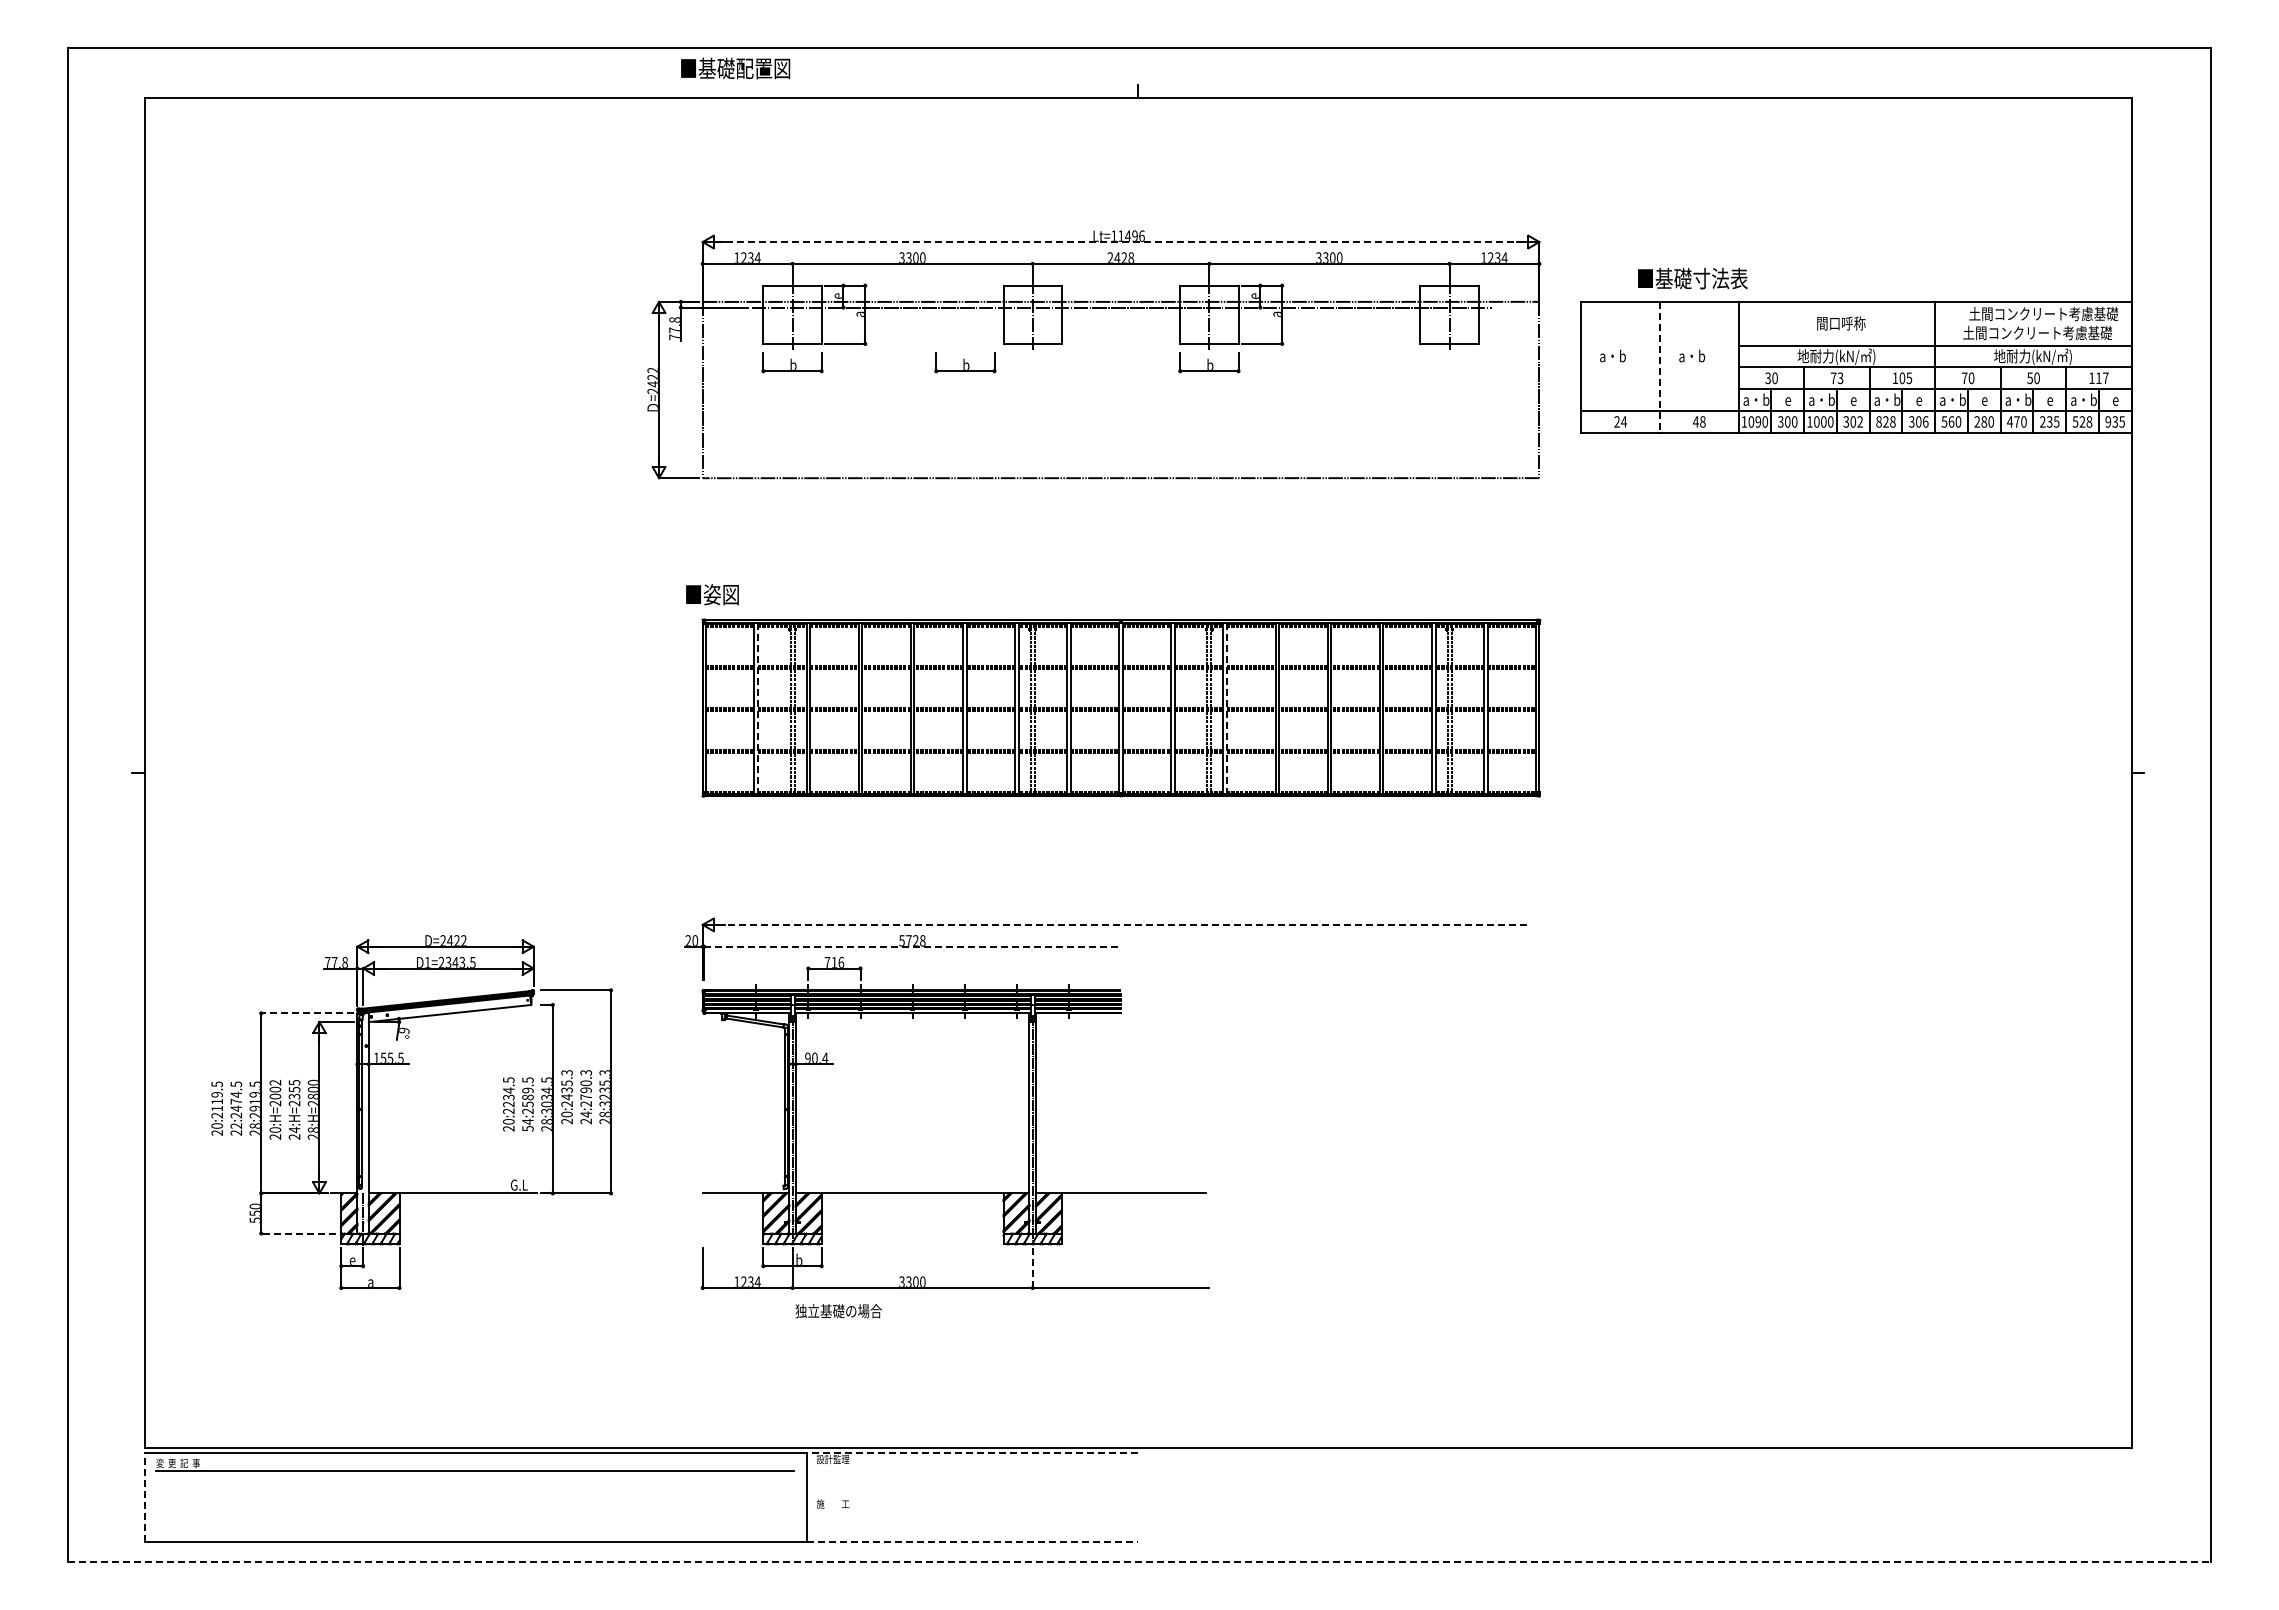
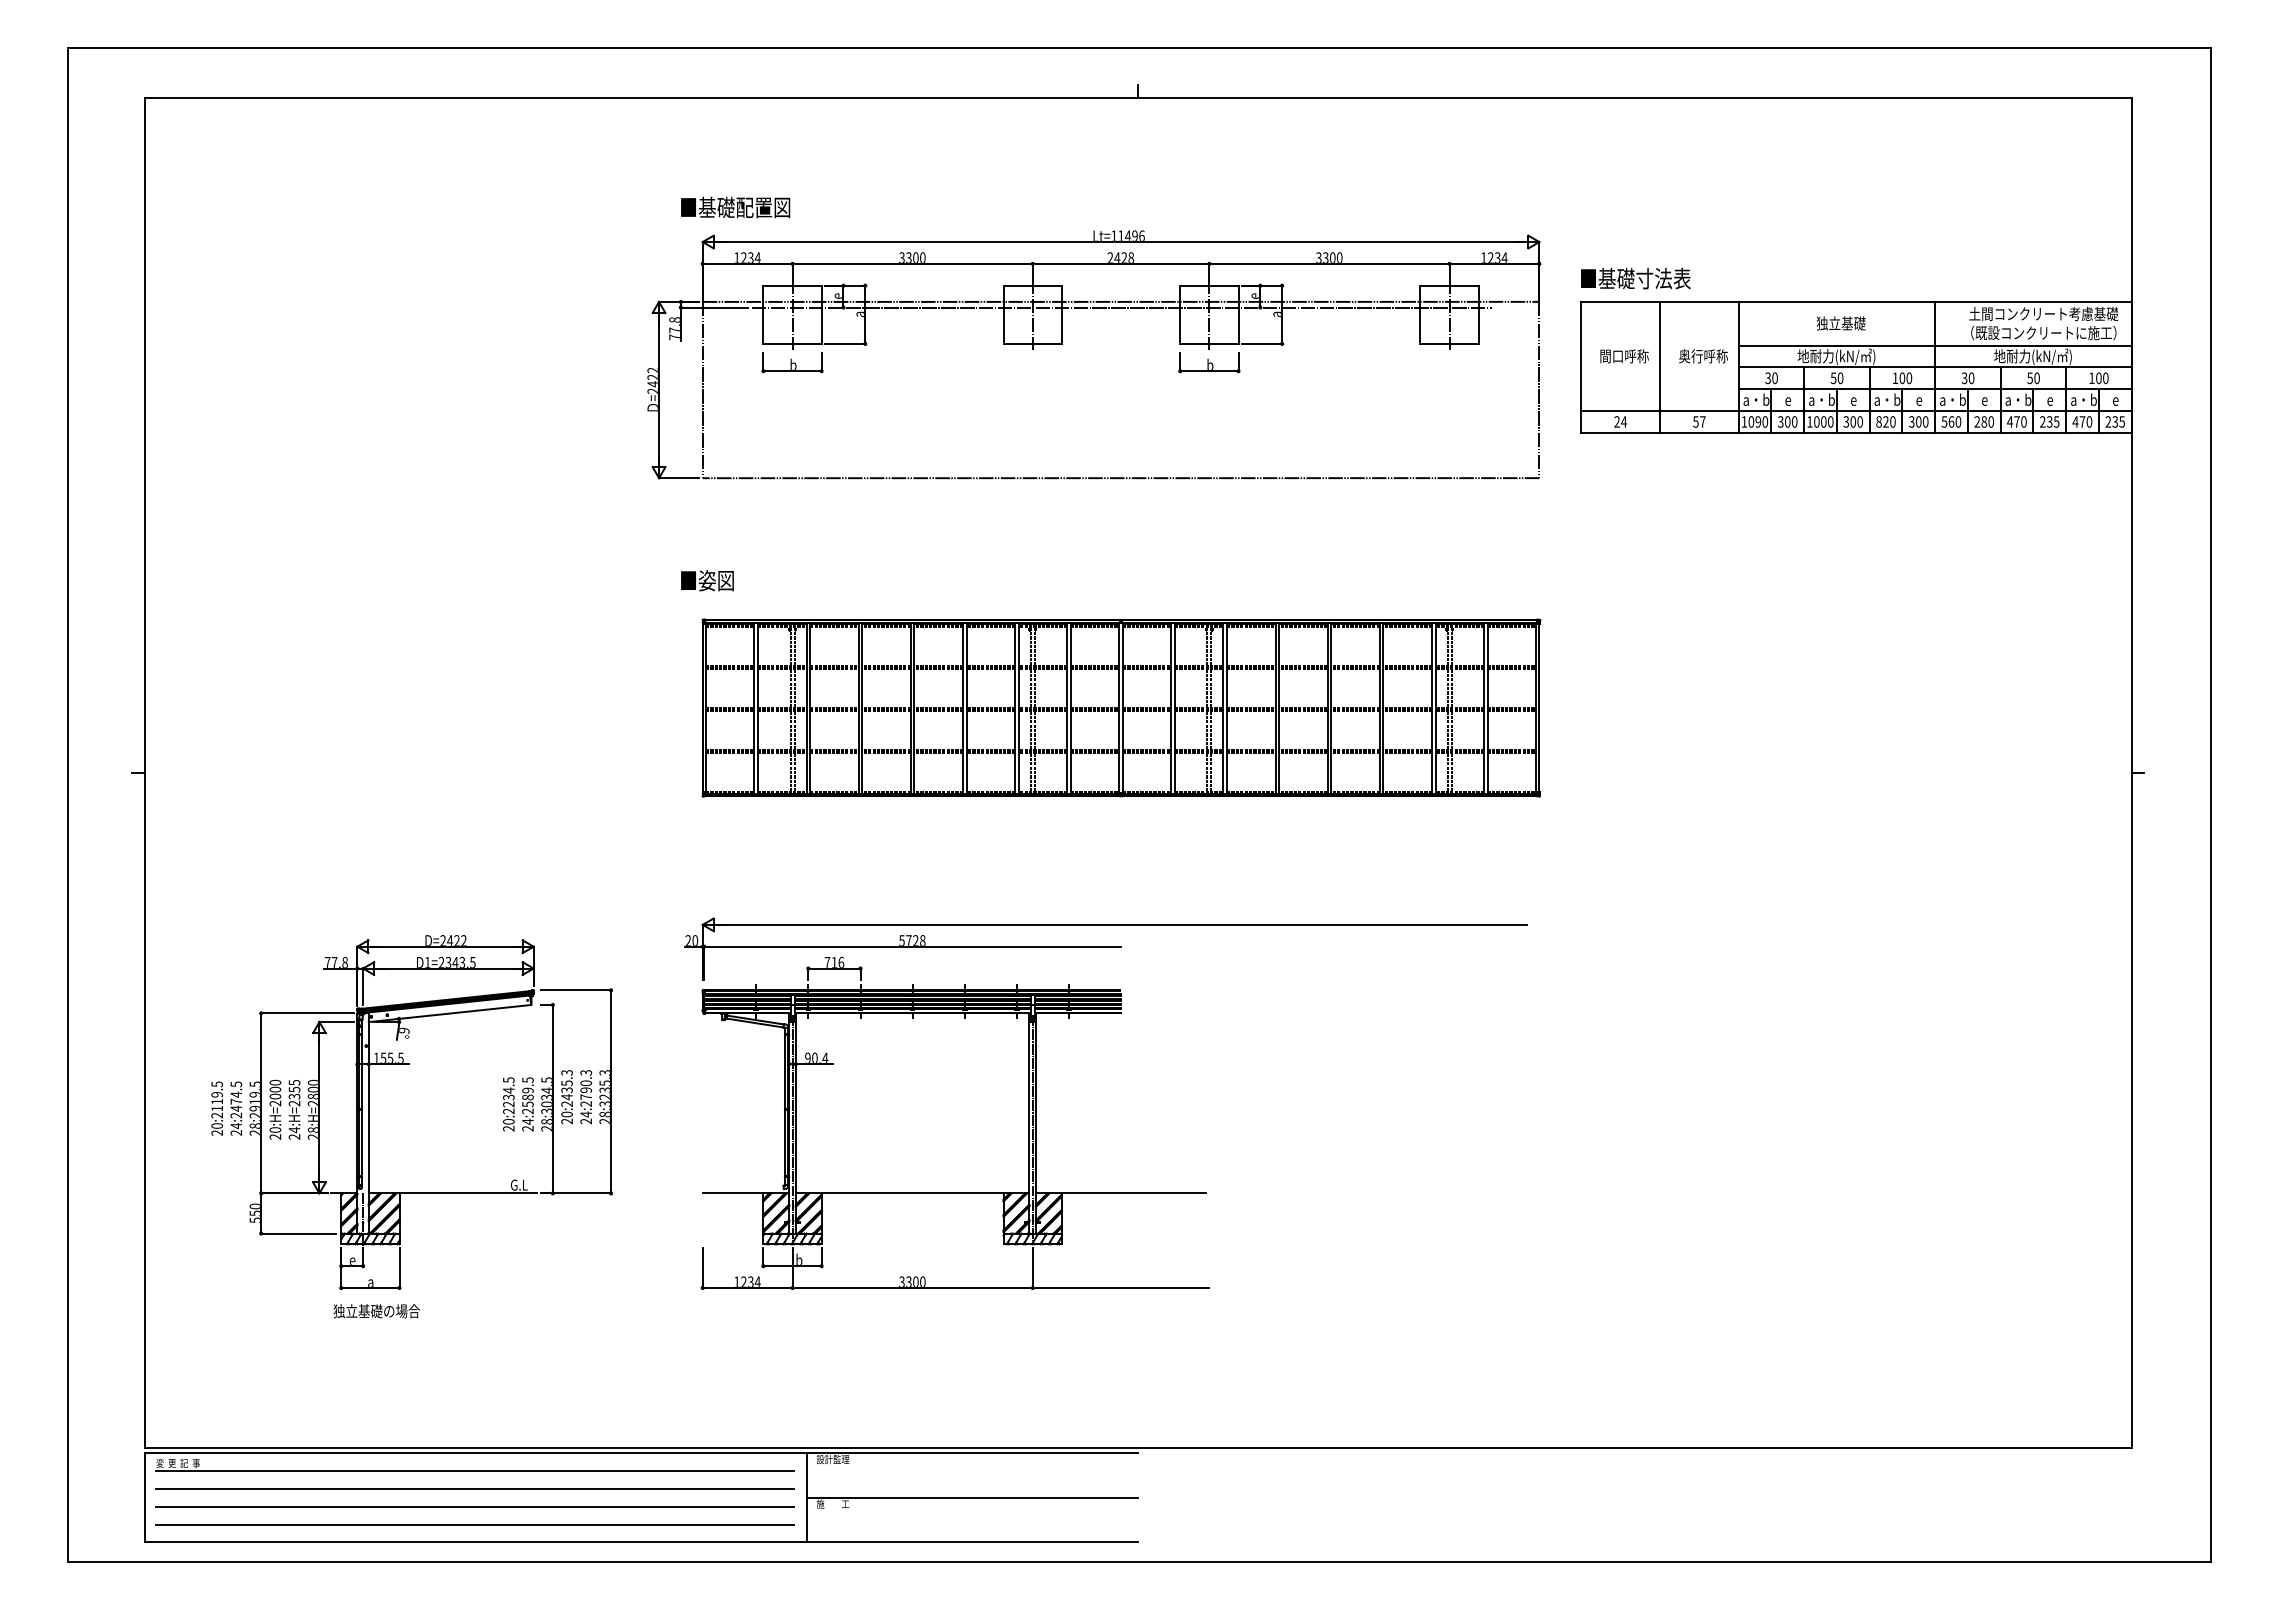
text position: (735, 68) -> (735, 207) (735, 207)
line: dashed -> solid (1121, 242)
text position: (1692, 278) -> (1635, 278) (1635, 278)
text: 間口呼称 -> 独立基礎 (1840, 323)
text: 土間コンクリート考慮基礎 -> （既設コンクリートに施工） (2039, 332)
text: a・b -> 間口呼称 (1624, 356)
text: a・b -> 奥行呼称 (1703, 356)
part: present -> none (965, 362)
line: dashed -> solid (1659, 367)
text: 105 -> 100 (1909, 377)
text: 73 -> 50 (1836, 378)
text: 70 -> 30 (1964, 378)
text: 117 -> 100 (2102, 378)
text: 48 -> 57 (1698, 421)
text: 302 -> 300 (1859, 421)
text: 828 -> 820 (1892, 421)
text: 306 -> 300 (1925, 421)
text: 528 -> 470 (2082, 421)
text: 935 -> 235 (2108, 421)
text position: (712, 594) -> (707, 580) (707, 580)
line: dashed -> solid (758, 708)
line: dashed -> solid (1227, 708)
line: dashed -> solid (1121, 924)
line: dashed -> solid (913, 946)
line: dashed -> solid (306, 1013)
text: 20:H=2002 -> 20:H=2000 (275, 1082)
text: 22:2474.5 -> 24:2474.5 (235, 1126)
text: 54:2589.5 -> 24:2589.5 (527, 1128)
line: dashed -> solid (298, 1233)
line: dashed -> solid (1032, 1268)
text position: (838, 1311) -> (376, 1311) (376, 1311)
line: dashed -> solid (972, 1453)
line: none -> present (474, 1488)
line: dashed -> solid (144, 1497)
line: none -> present (973, 1497)
line: none -> present (474, 1506)
line: none -> present (474, 1524)
line: dashed -> solid (972, 1542)
line: dashed -> solid (1139, 1561)
